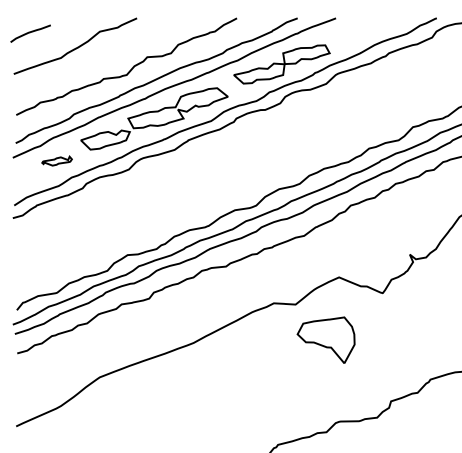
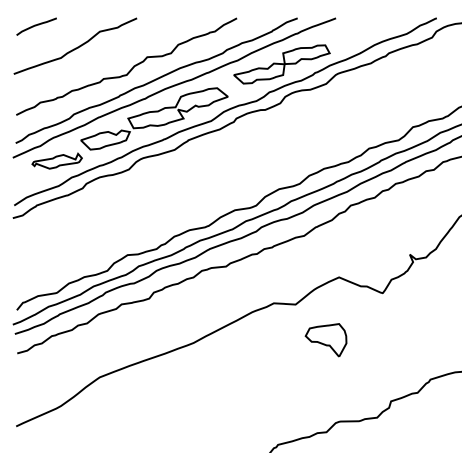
curve position: (30, 33) -> (36, 26) (36, 26)
part size: 32x12 px -> 52x18 px (56, 160)
part size: 60x48 px -> 44x35 px (325, 340)
